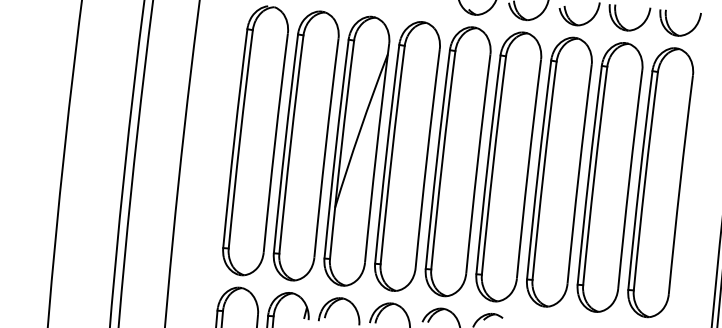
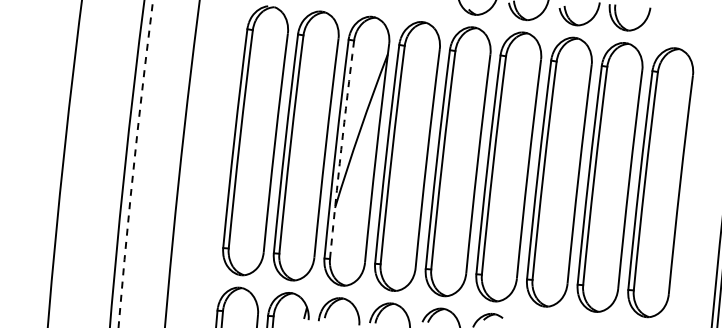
part: present -> none (671, 28)
arc: solid -> dashed (341, 149)
arc: solid -> dashed (134, 164)
